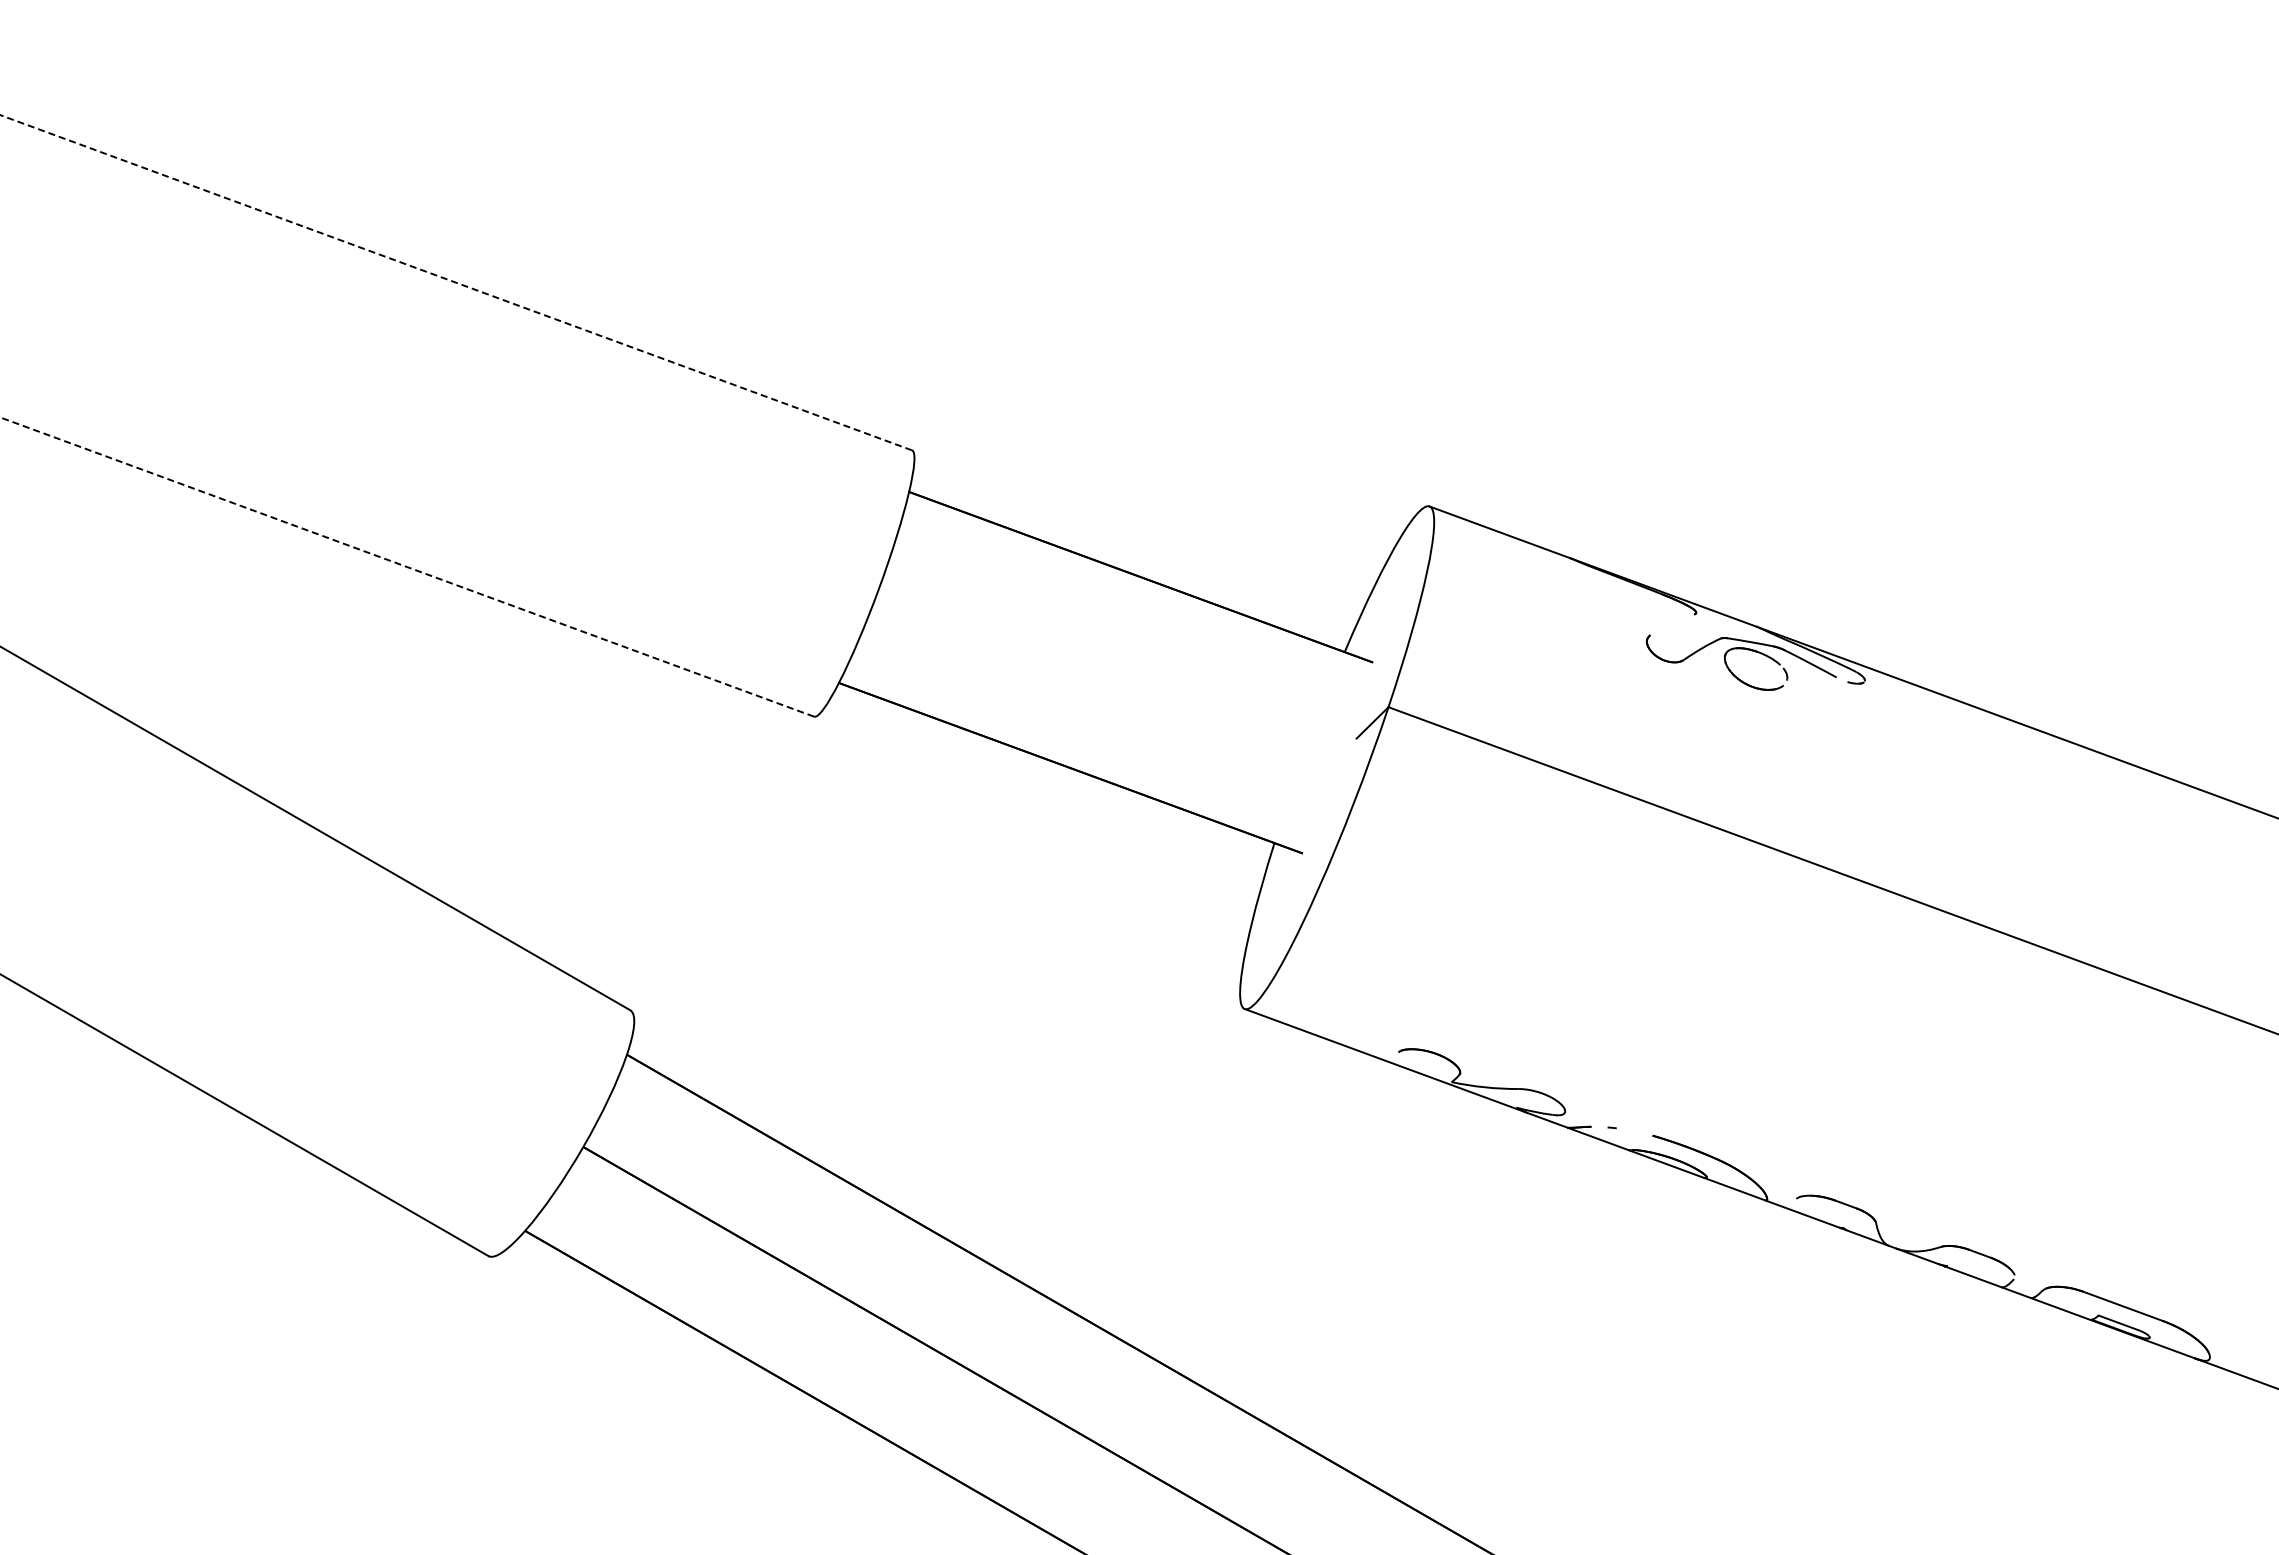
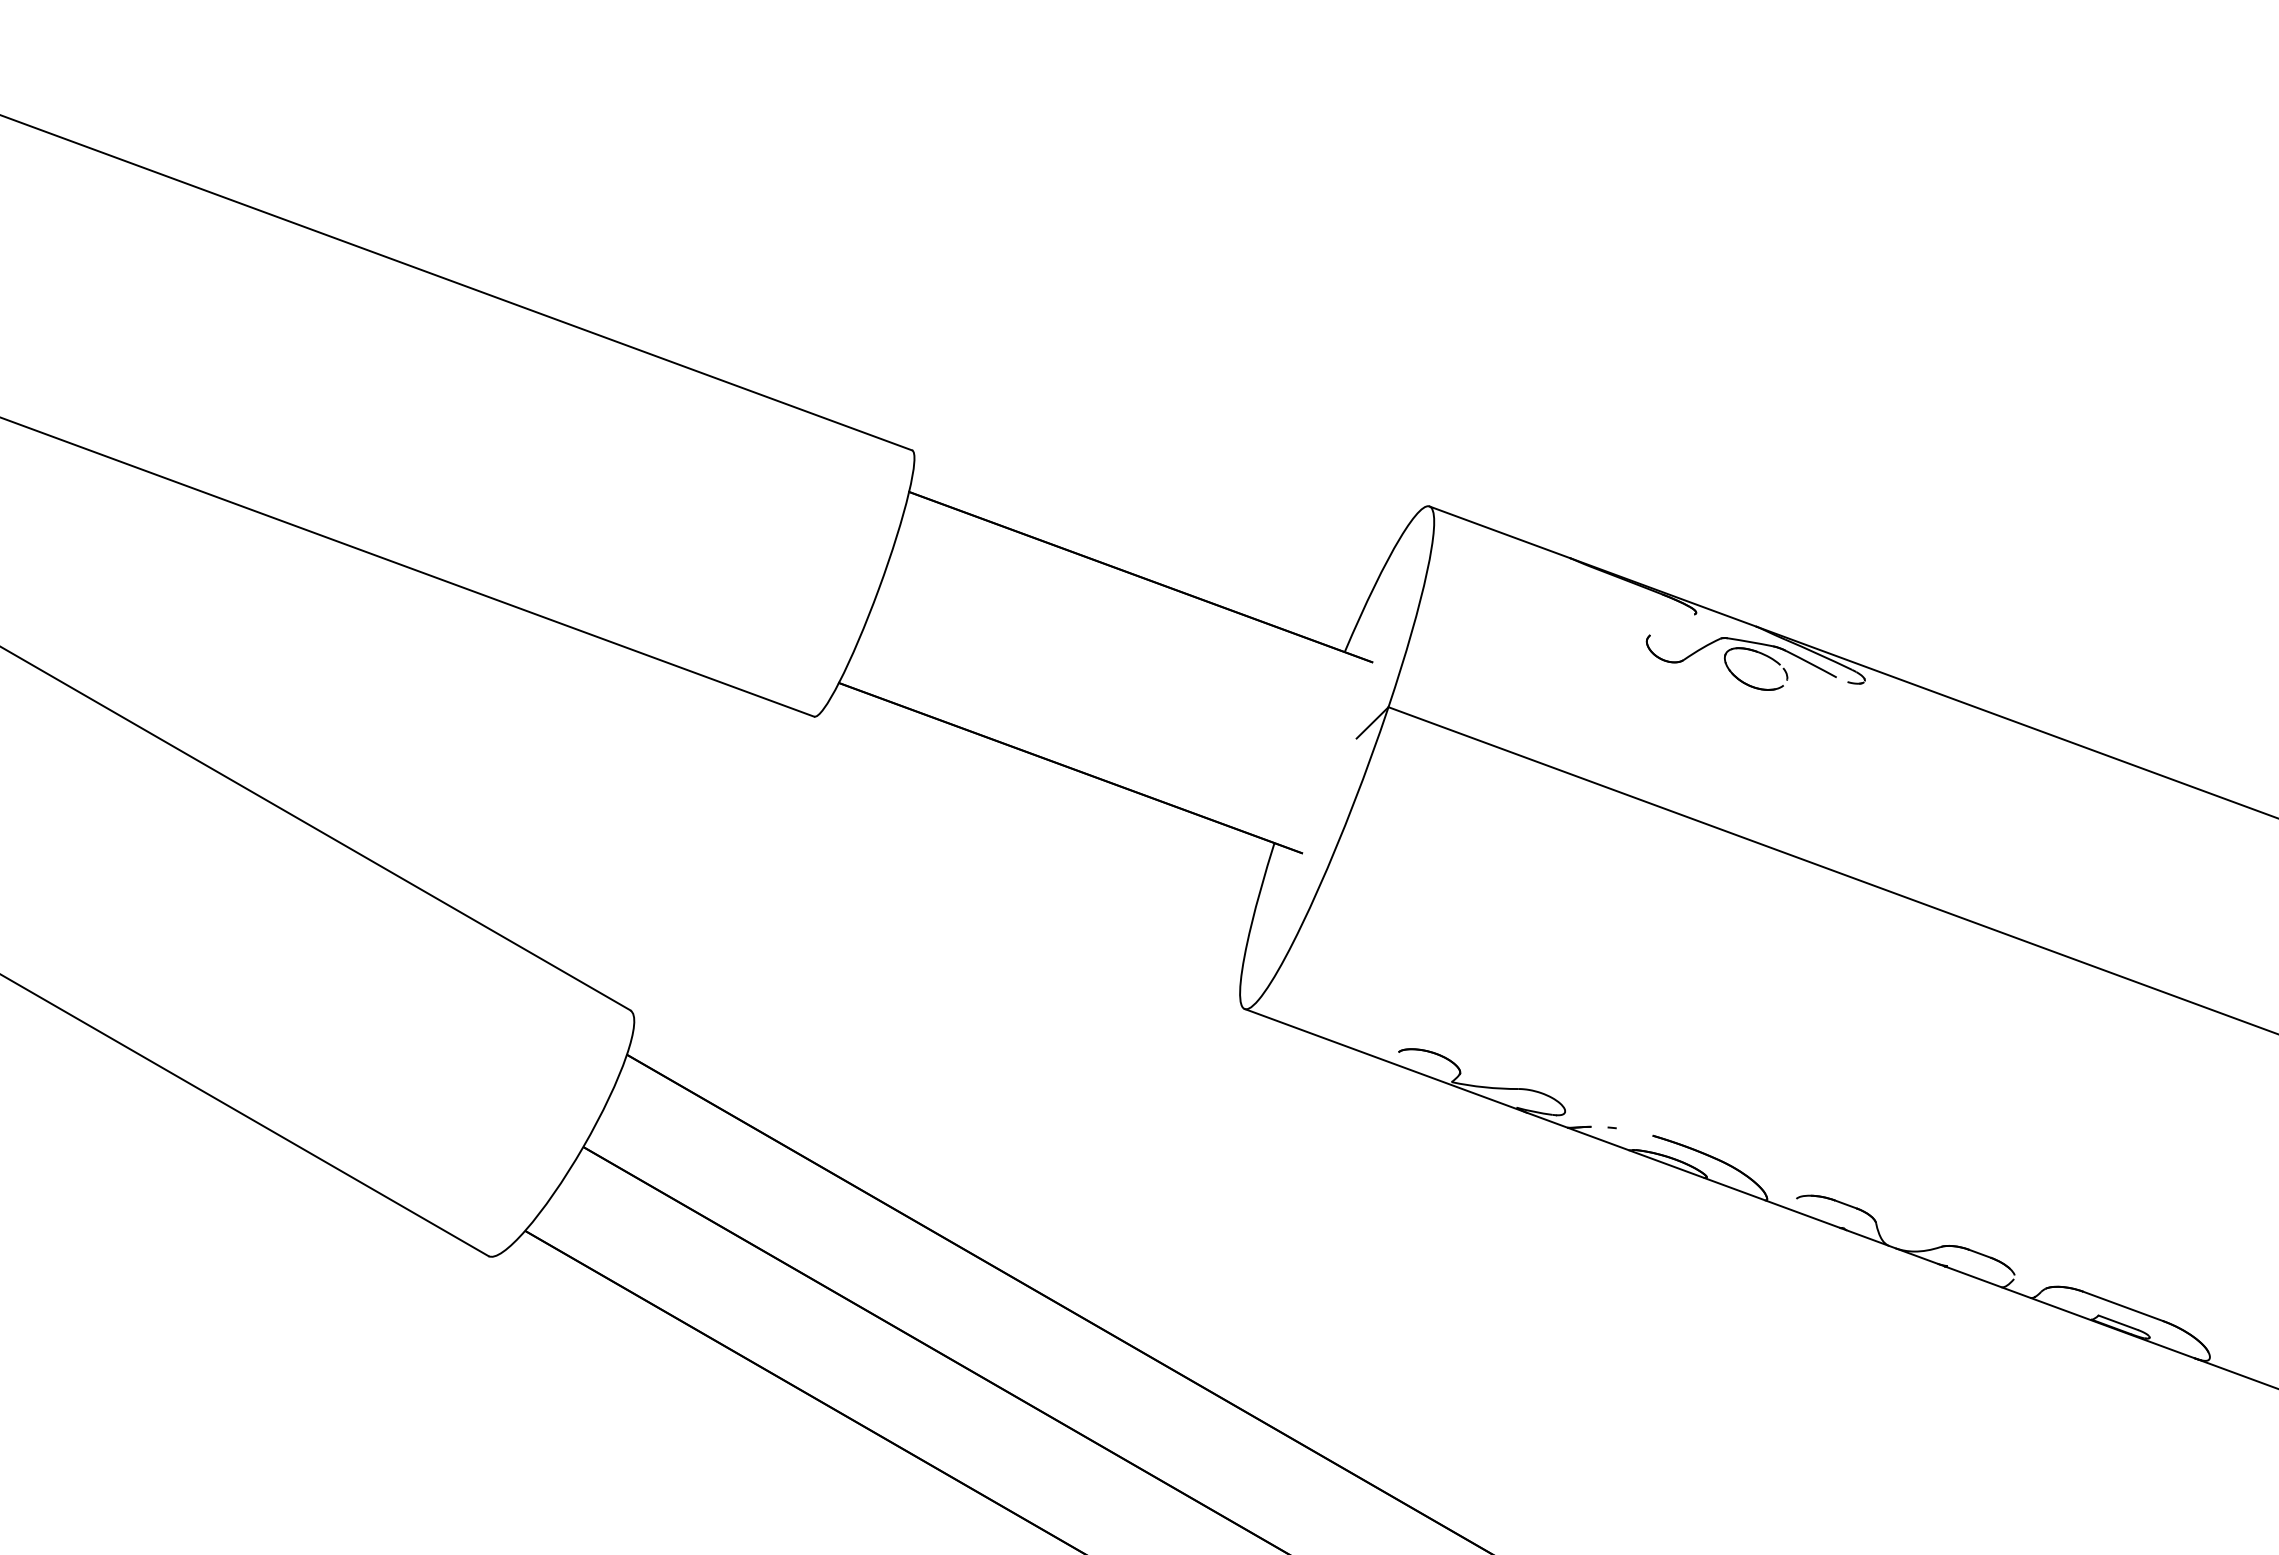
line: dashed -> solid (456, 282)
line: dashed -> solid (406, 566)
